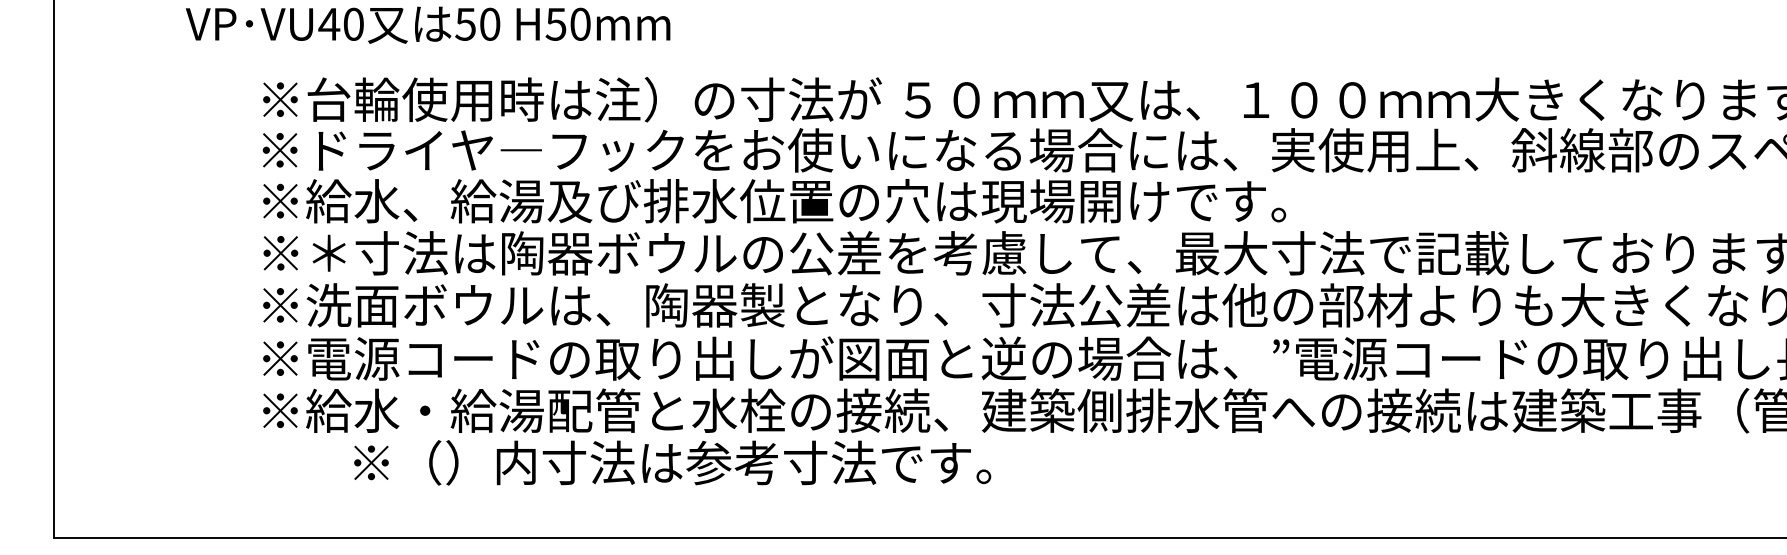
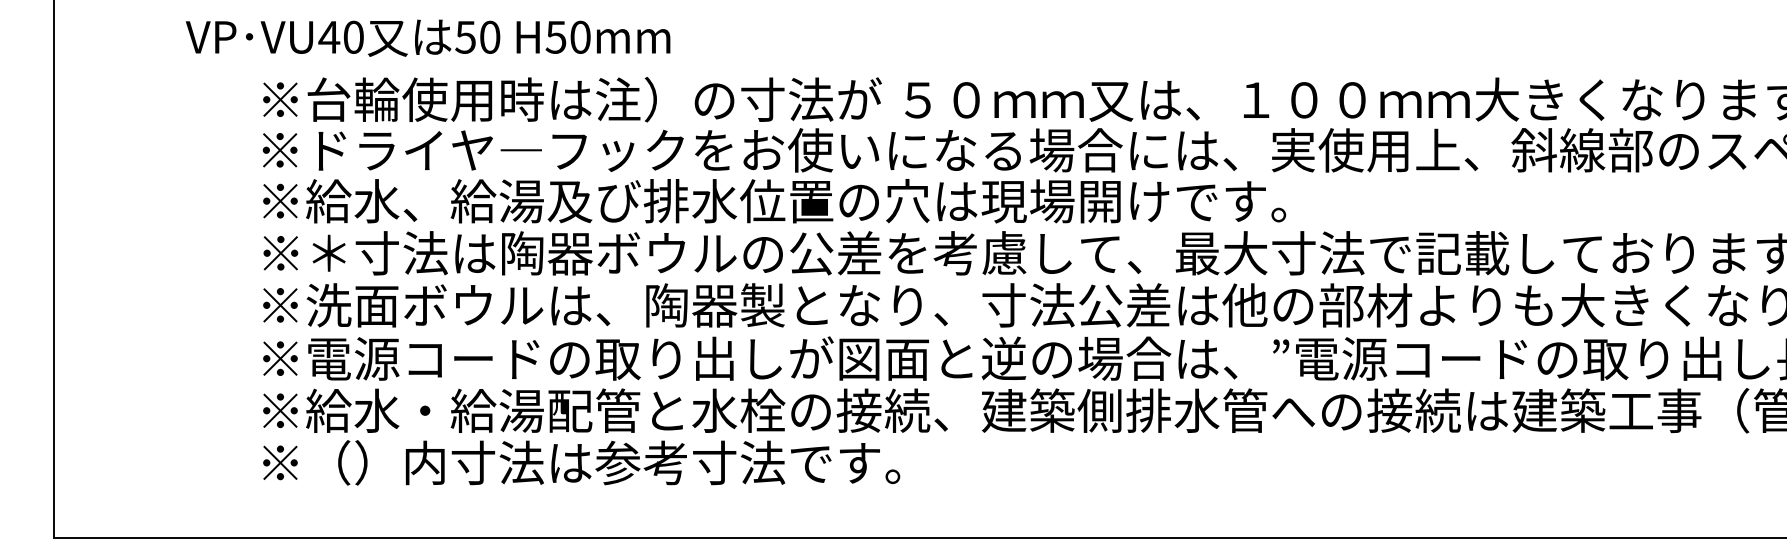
text position: (427, 24) -> (427, 37) (427, 37)
text position: (672, 462) -> (581, 462) (581, 462)
